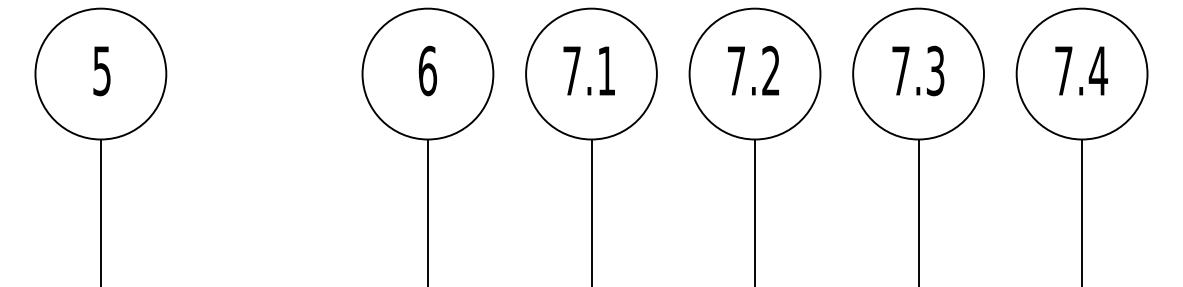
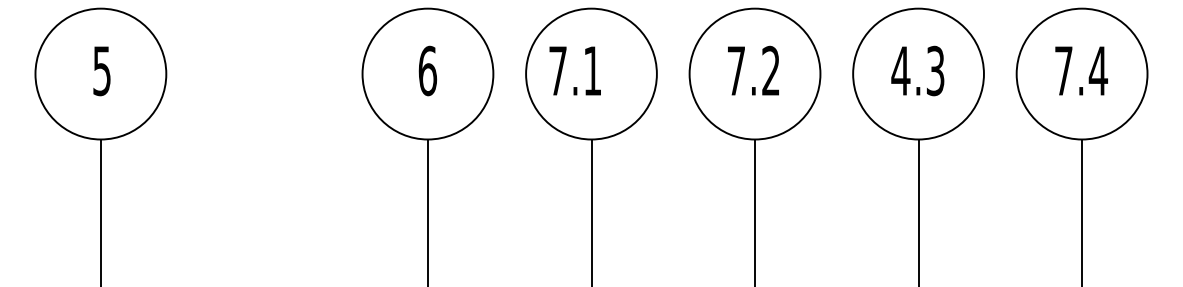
text position: (588, 70) -> (574, 70) (574, 70)
text: 7.3 -> 4.3 (900, 70)
